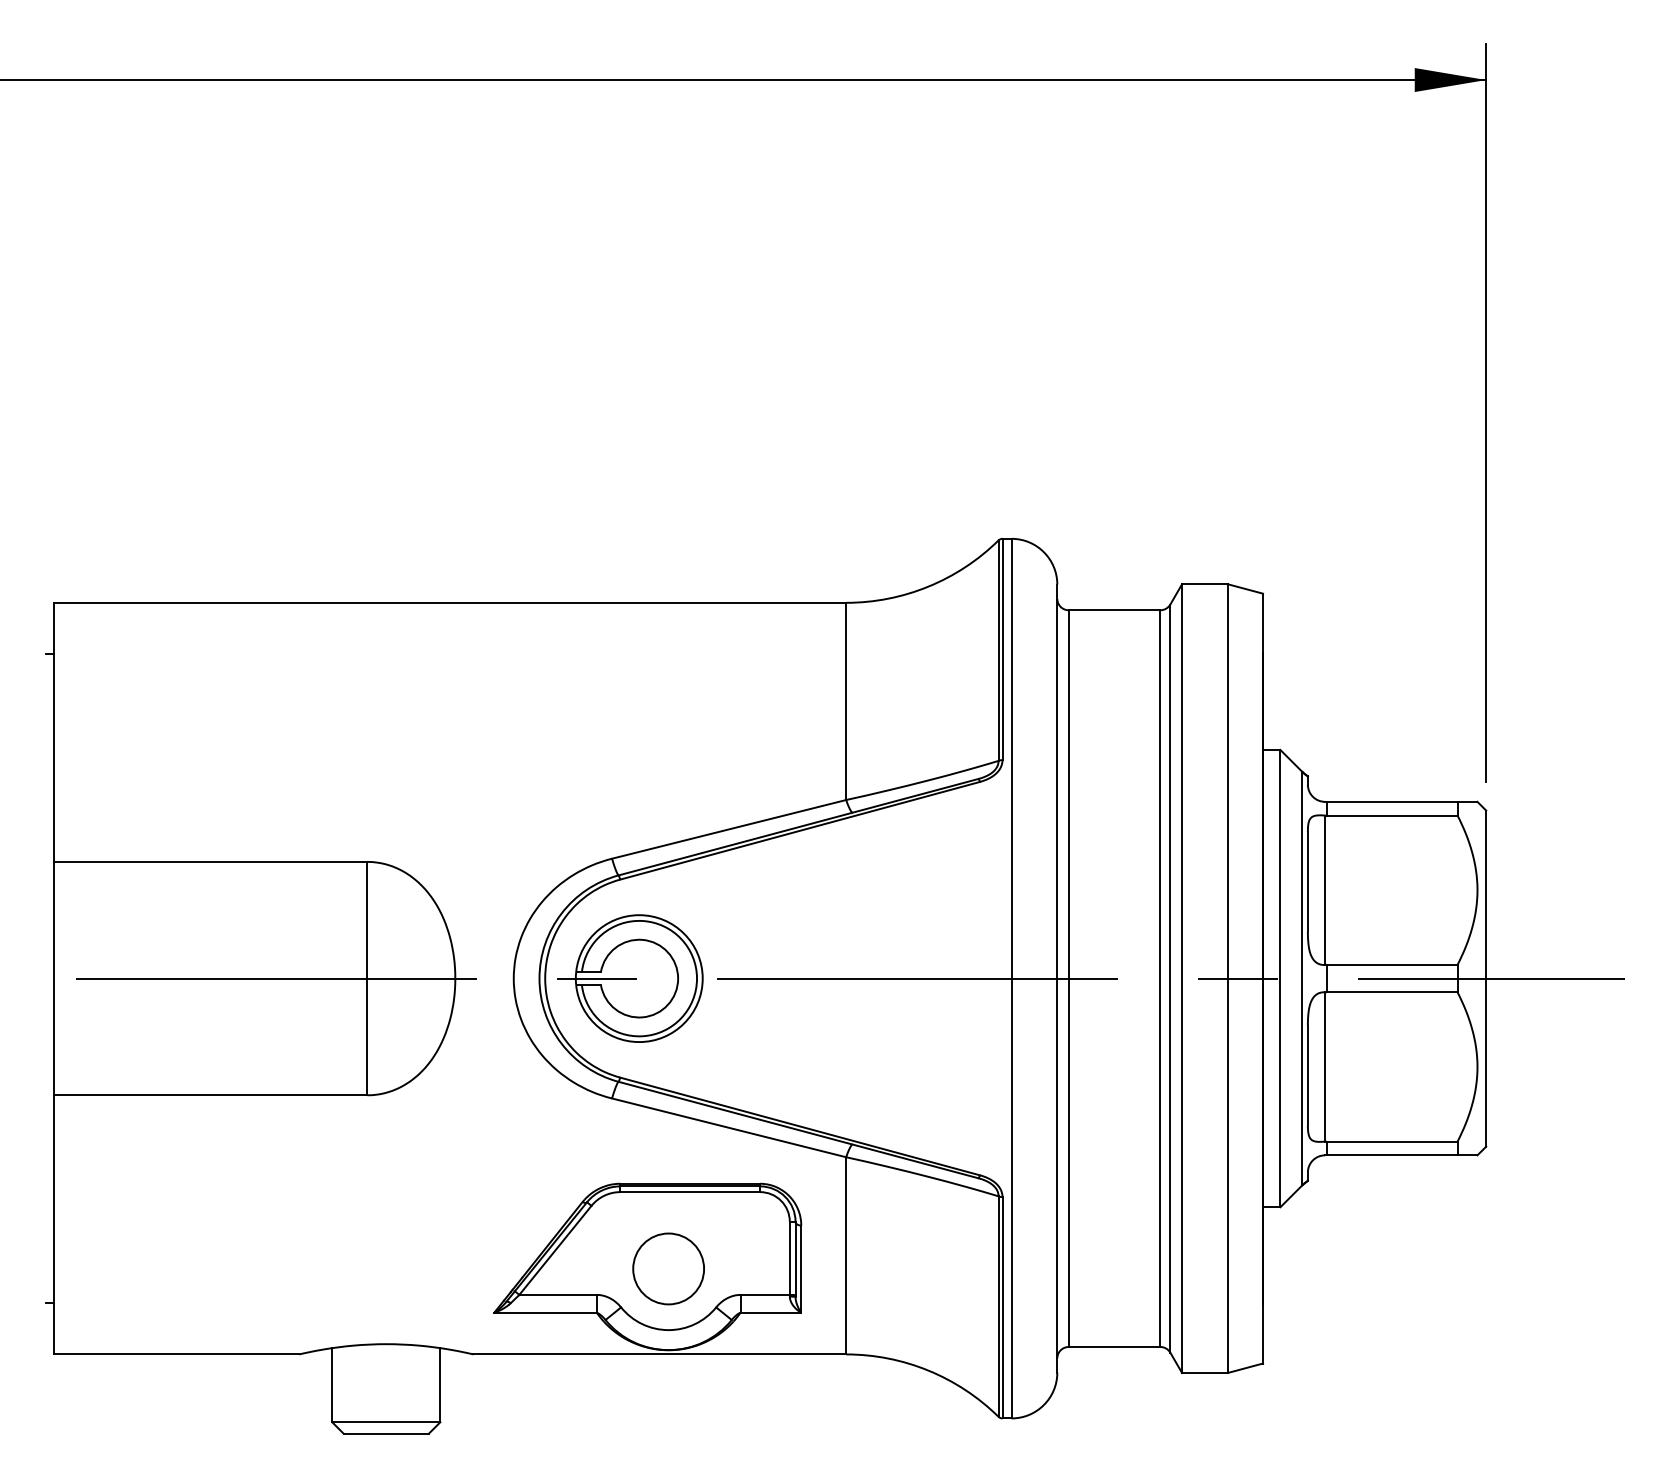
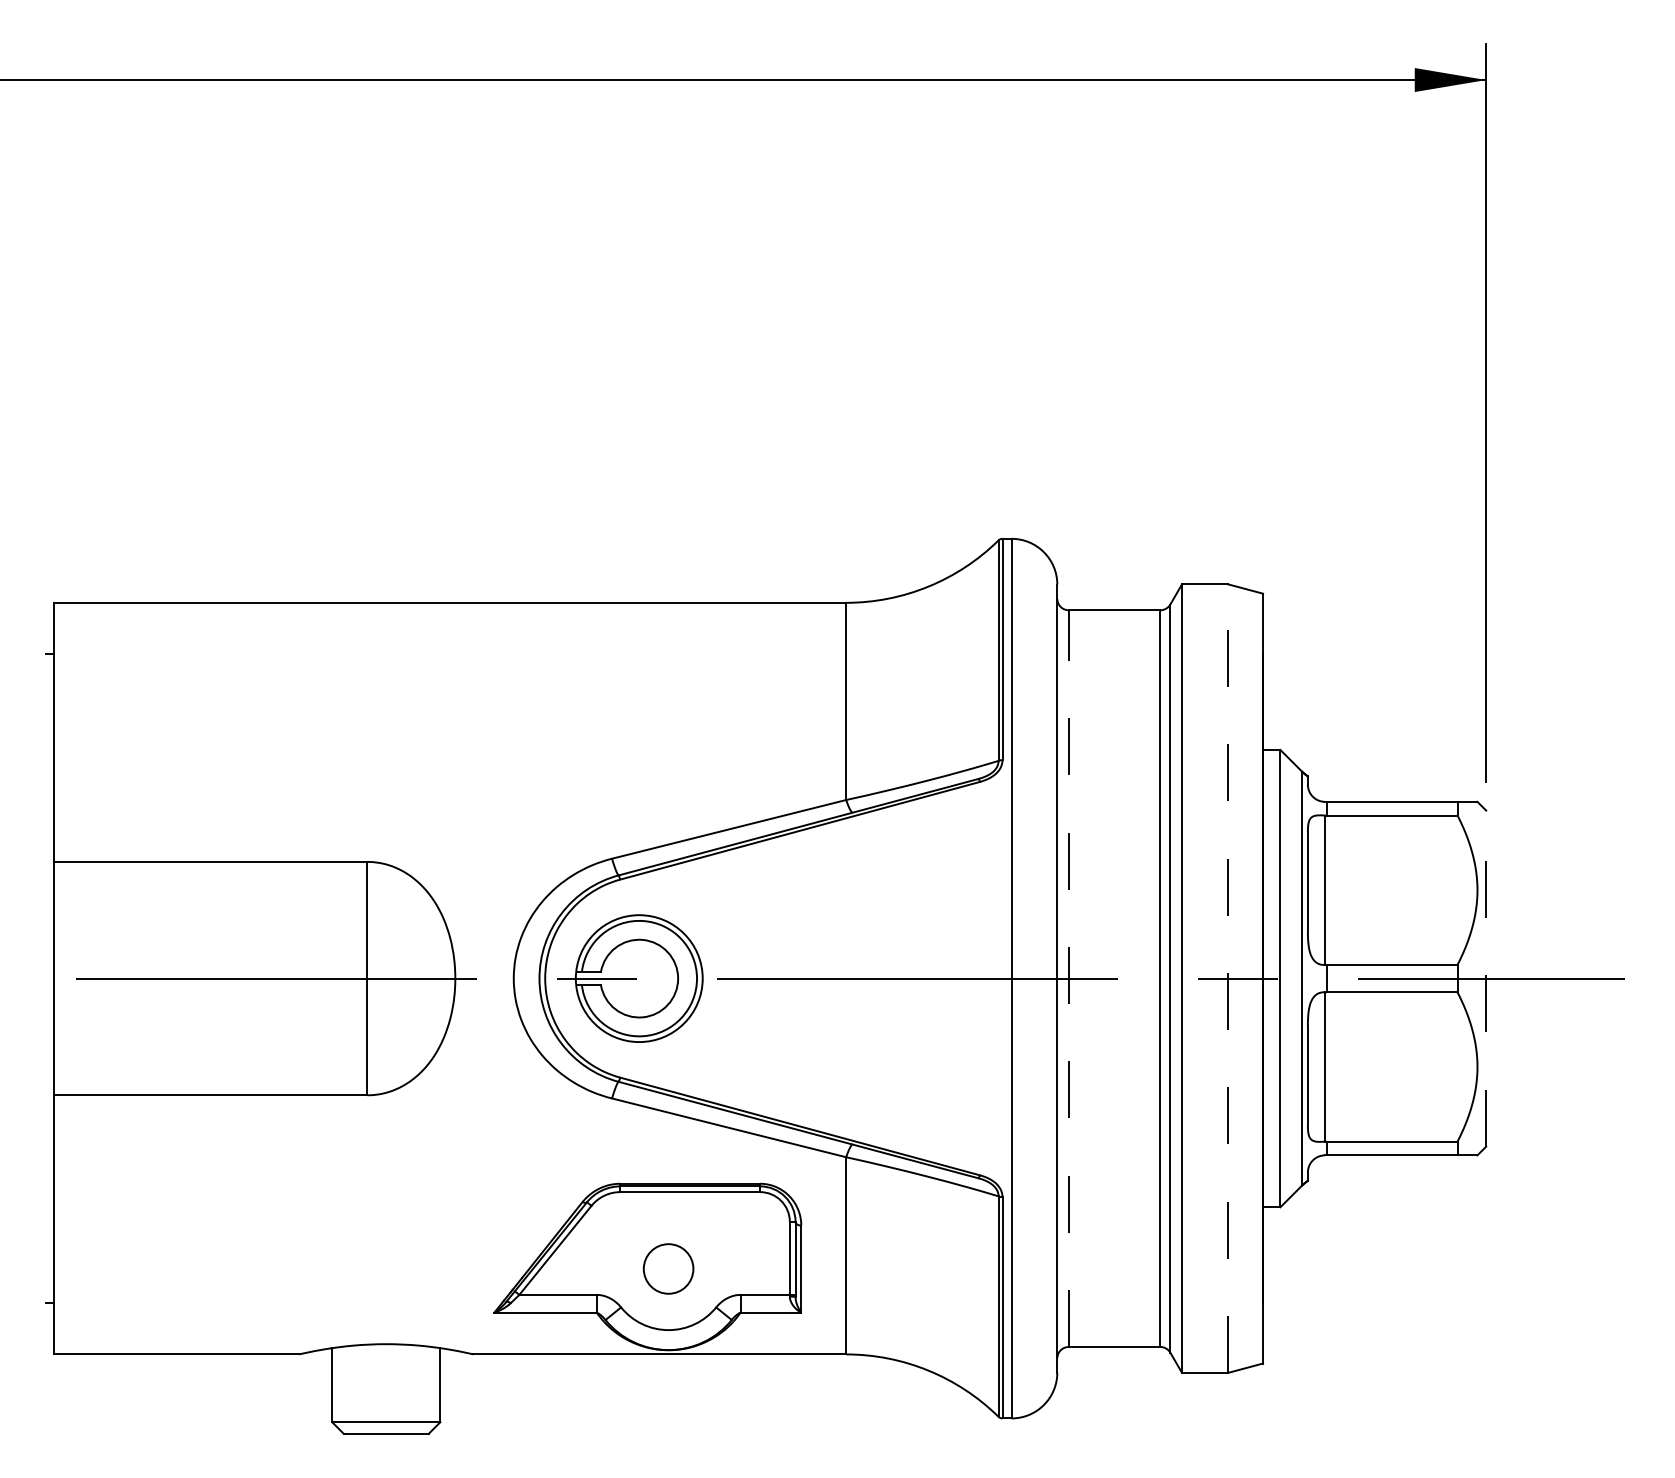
line: solid -> dashed (1068, 978)
line: solid -> dashed (1227, 978)
line: solid -> dashed (1486, 978)
circle size: 73x74 px -> 53x52 px (668, 1268)
